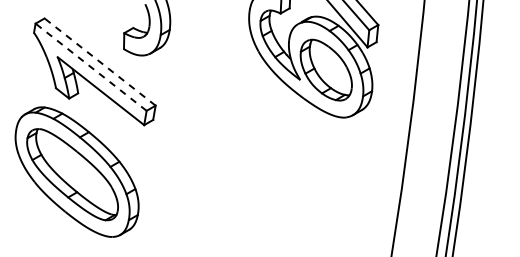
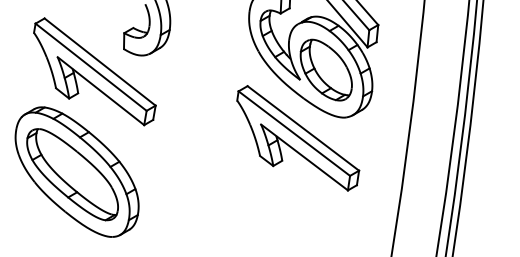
line: dashed -> solid (100, 62)
line: dashed -> solid (91, 67)
part: none -> present (298, 138)
